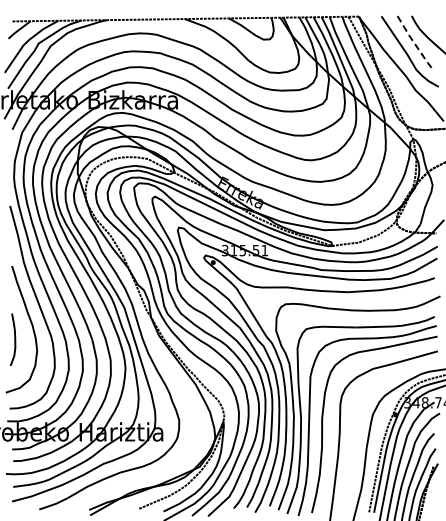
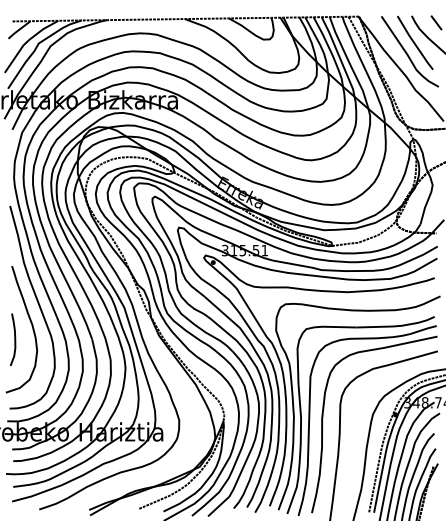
line: none -> present (436, 22)
line: dashed -> solid (414, 43)
